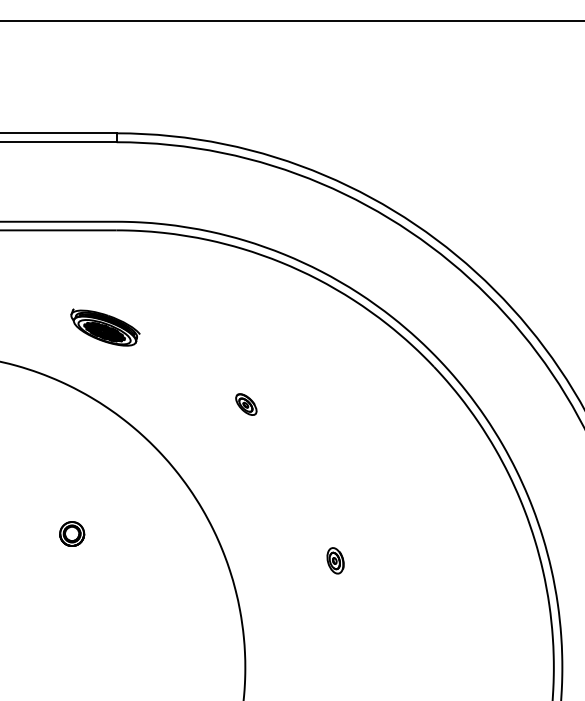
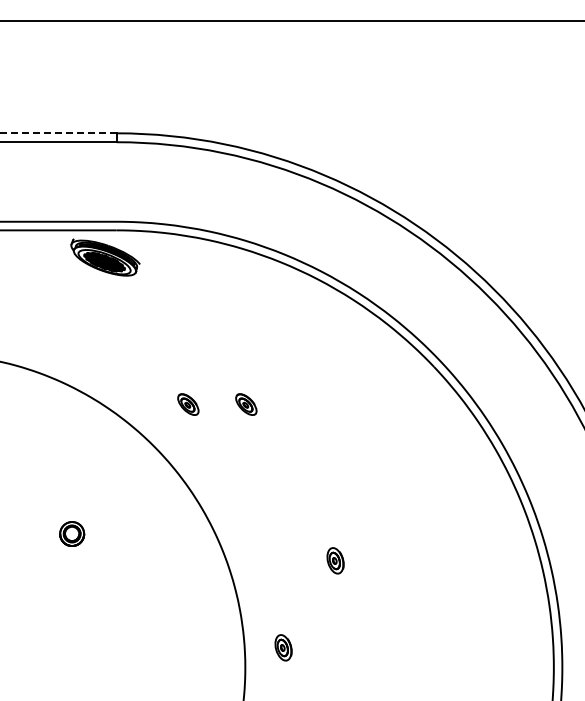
line: solid -> dashed (58, 133)
part position: (105, 327) -> (105, 257) (105, 257)
part: none -> present (188, 404)
part: none -> present (283, 647)
